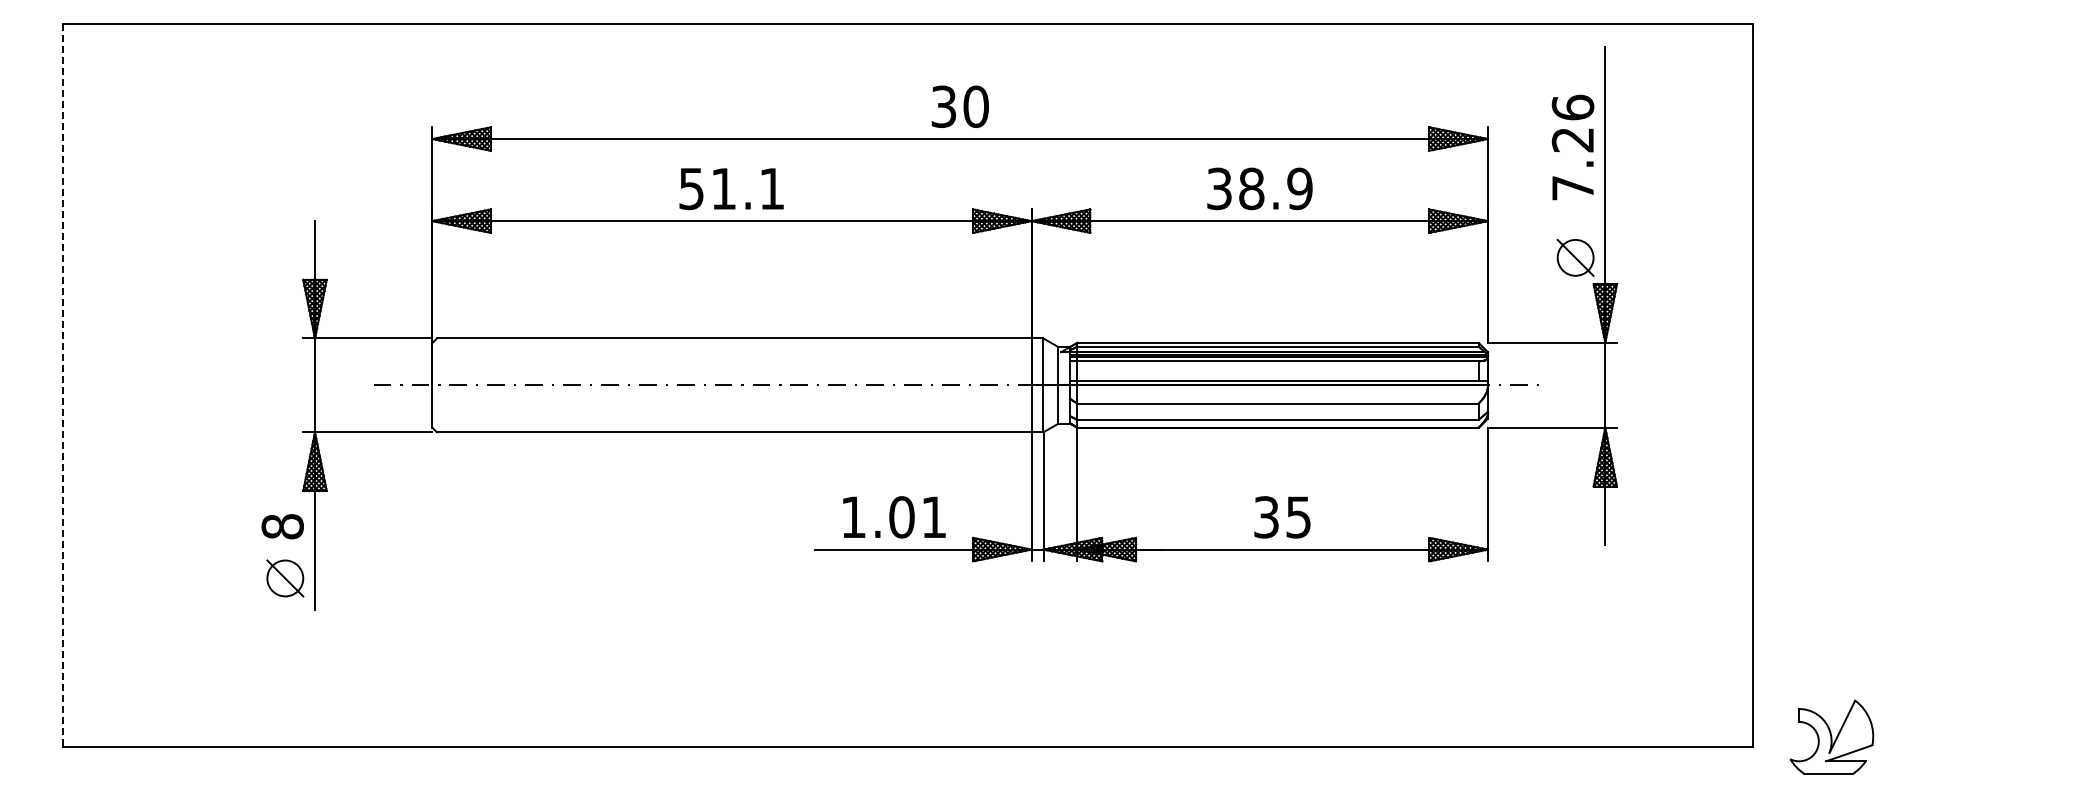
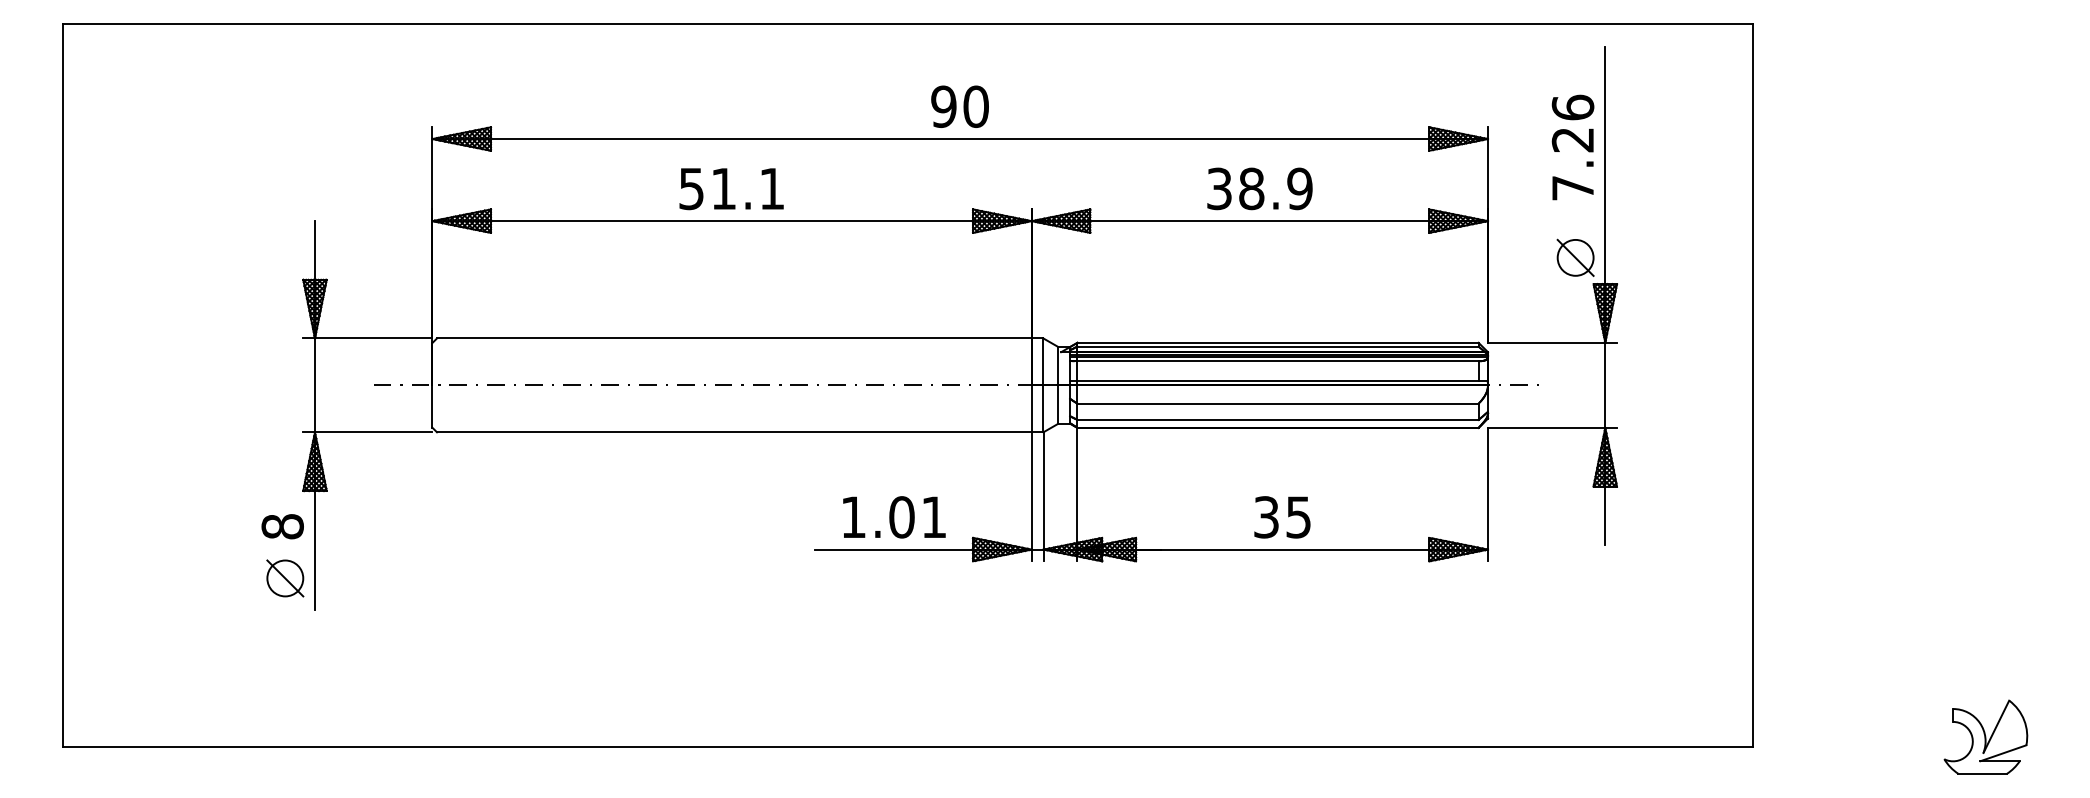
text: 30 -> 90 (943, 106)
line: dashed -> solid (62, 385)
part position: (1831, 736) -> (1985, 736) (1985, 736)
